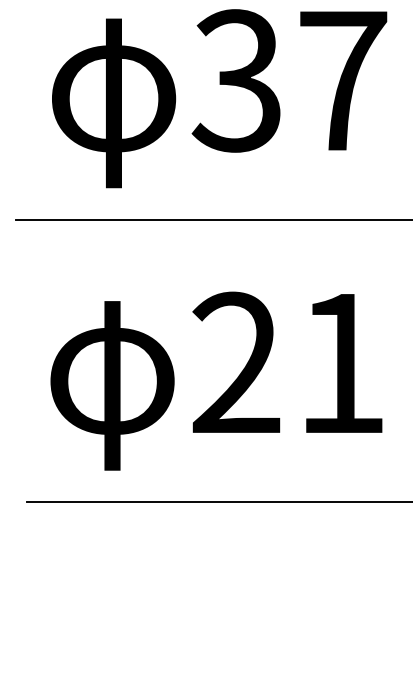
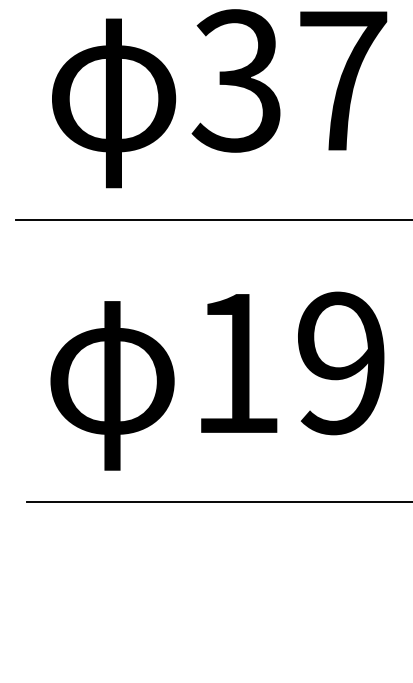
text: 21 -> 19 (288, 363)
